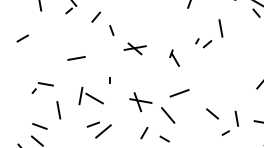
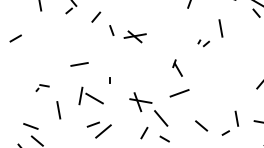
line position: (22, 38) -> (15, 38) (15, 38)
part size: 18x11 px -> 13x9 px (203, 43)
part position: (134, 48) -> (134, 36) (134, 36)
part position: (174, 57) -> (177, 67) (177, 67)
line position: (76, 58) -> (79, 64) (79, 64)
part size: 23x12 px -> 15x8 px (42, 87)
line position: (212, 113) -> (201, 125) (201, 125)
line position: (168, 115) -> (161, 118) (161, 118)
line position: (39, 126) -> (30, 126) (30, 126)
